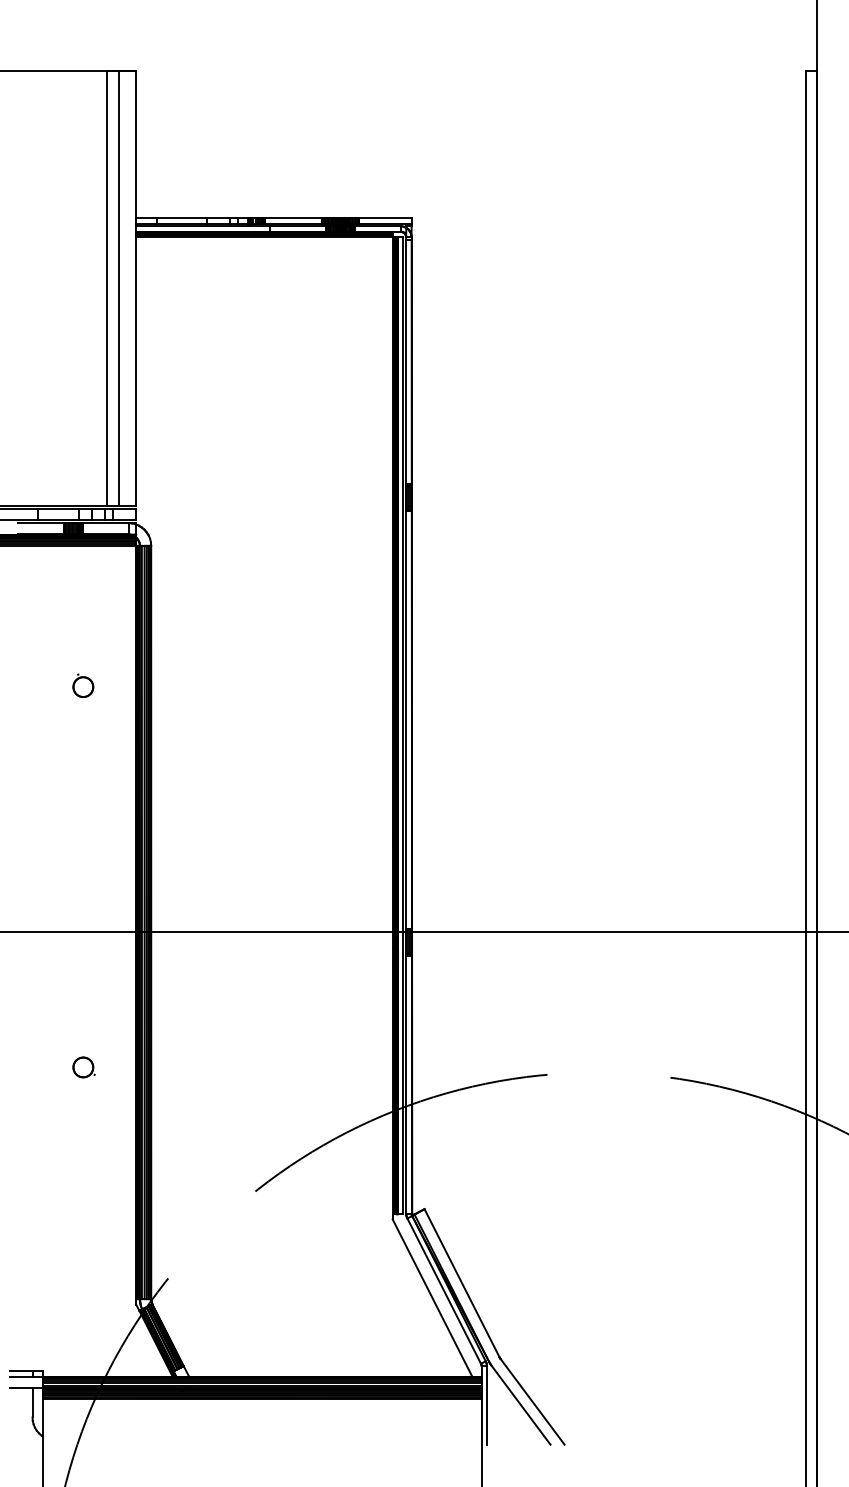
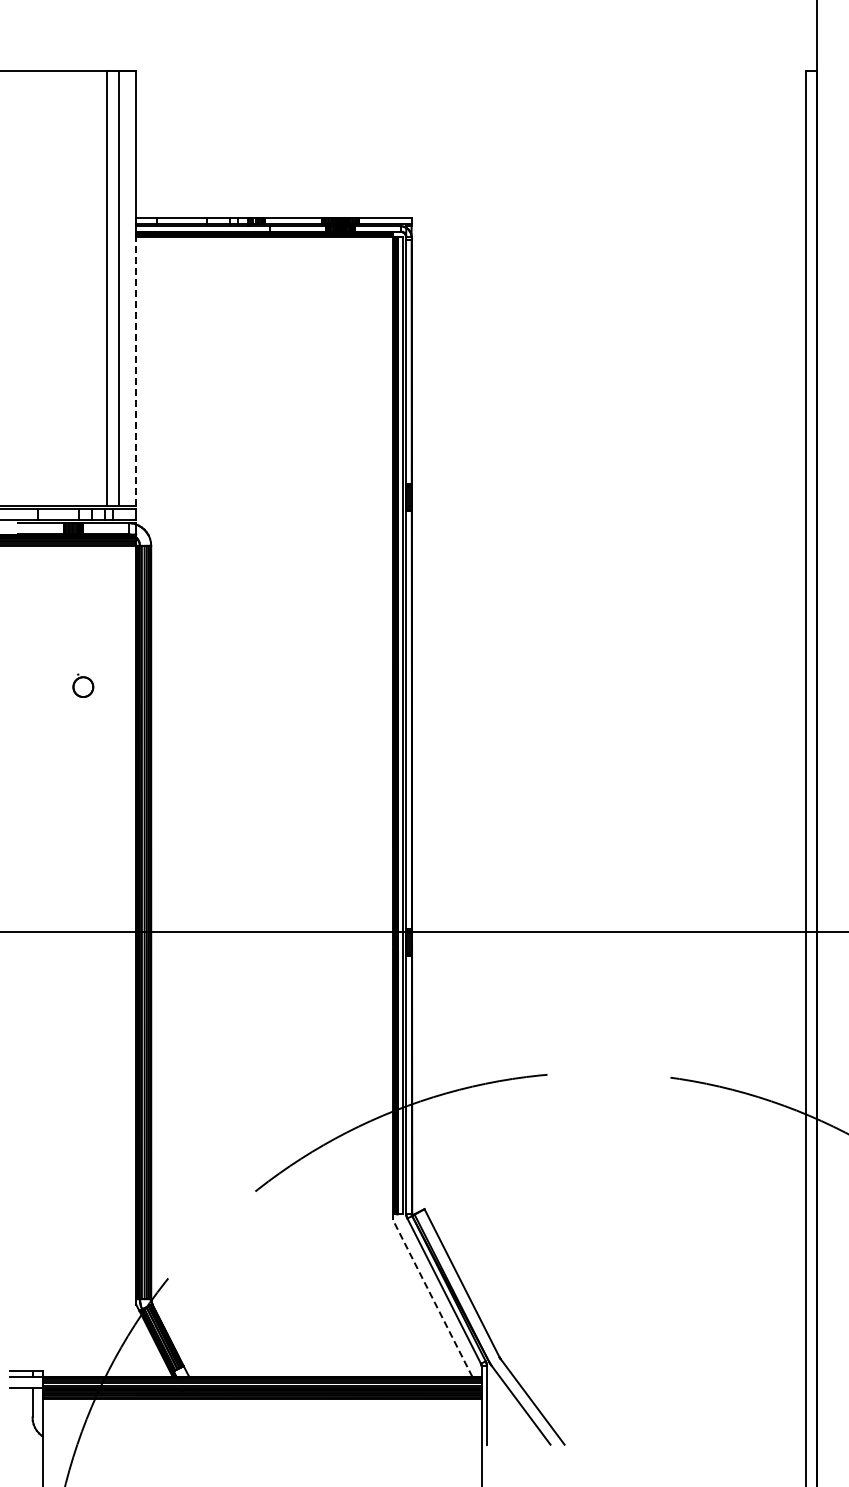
line: solid -> dashed (136, 371)
part: present -> none (83, 1067)
line: solid -> dashed (432, 1297)
